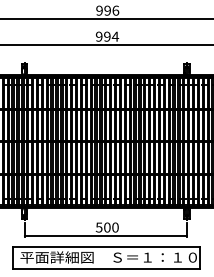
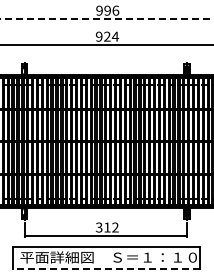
line: solid -> dashed (107, 19)
text: 994 -> 924 (107, 36)
text: 500 -> 312 (107, 227)
line: solid -> dashed (106, 268)
